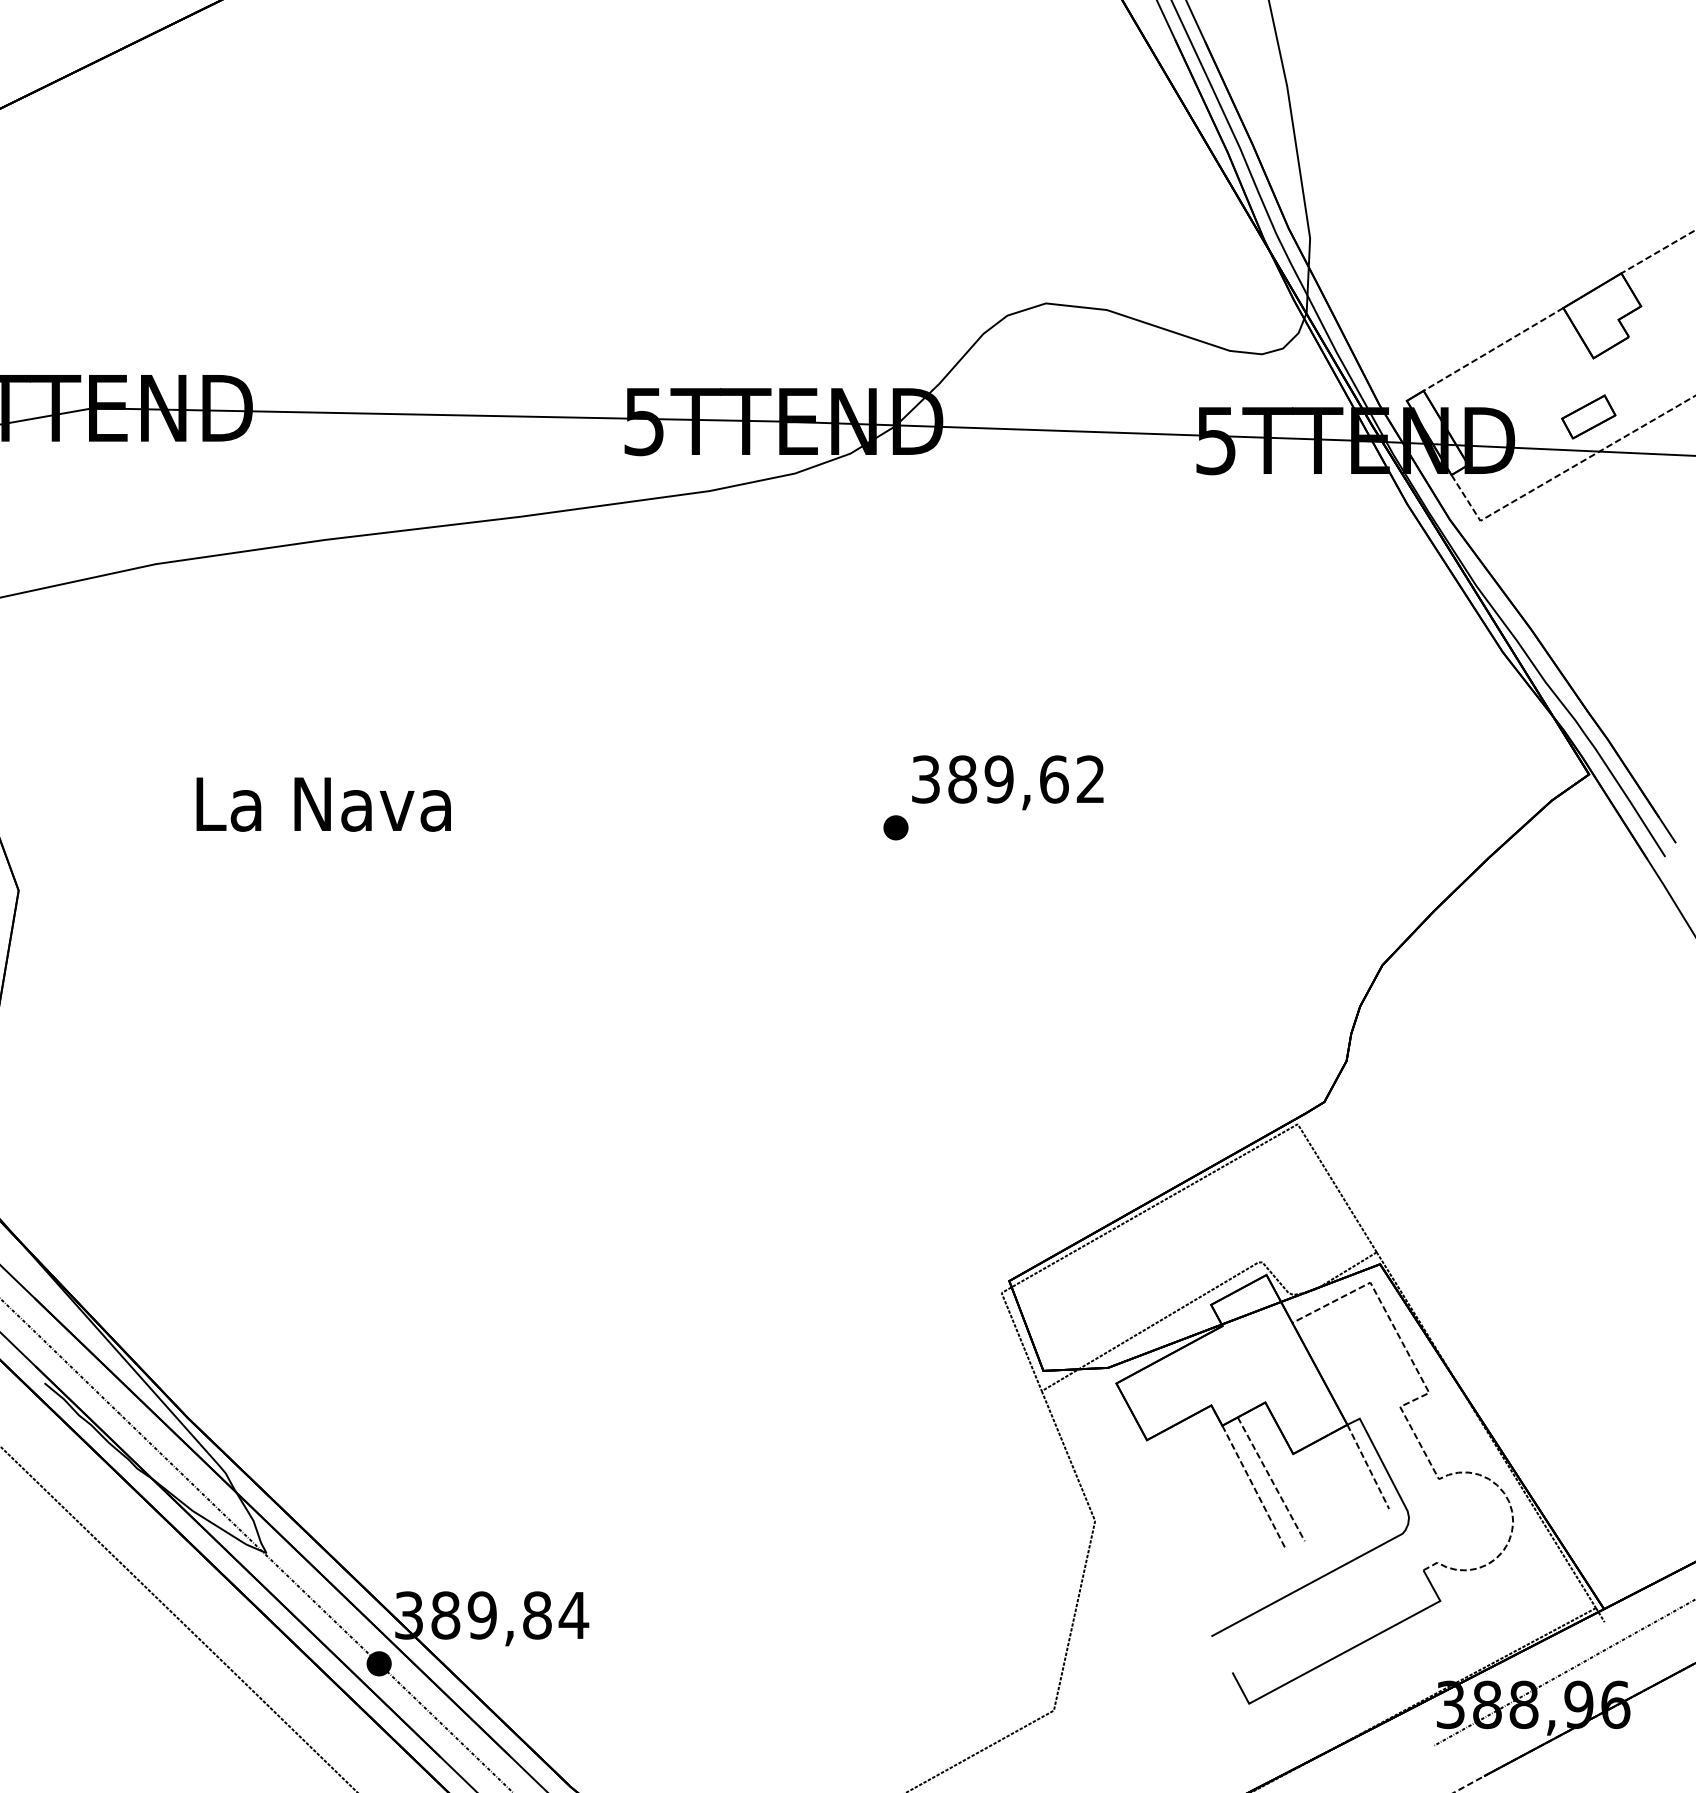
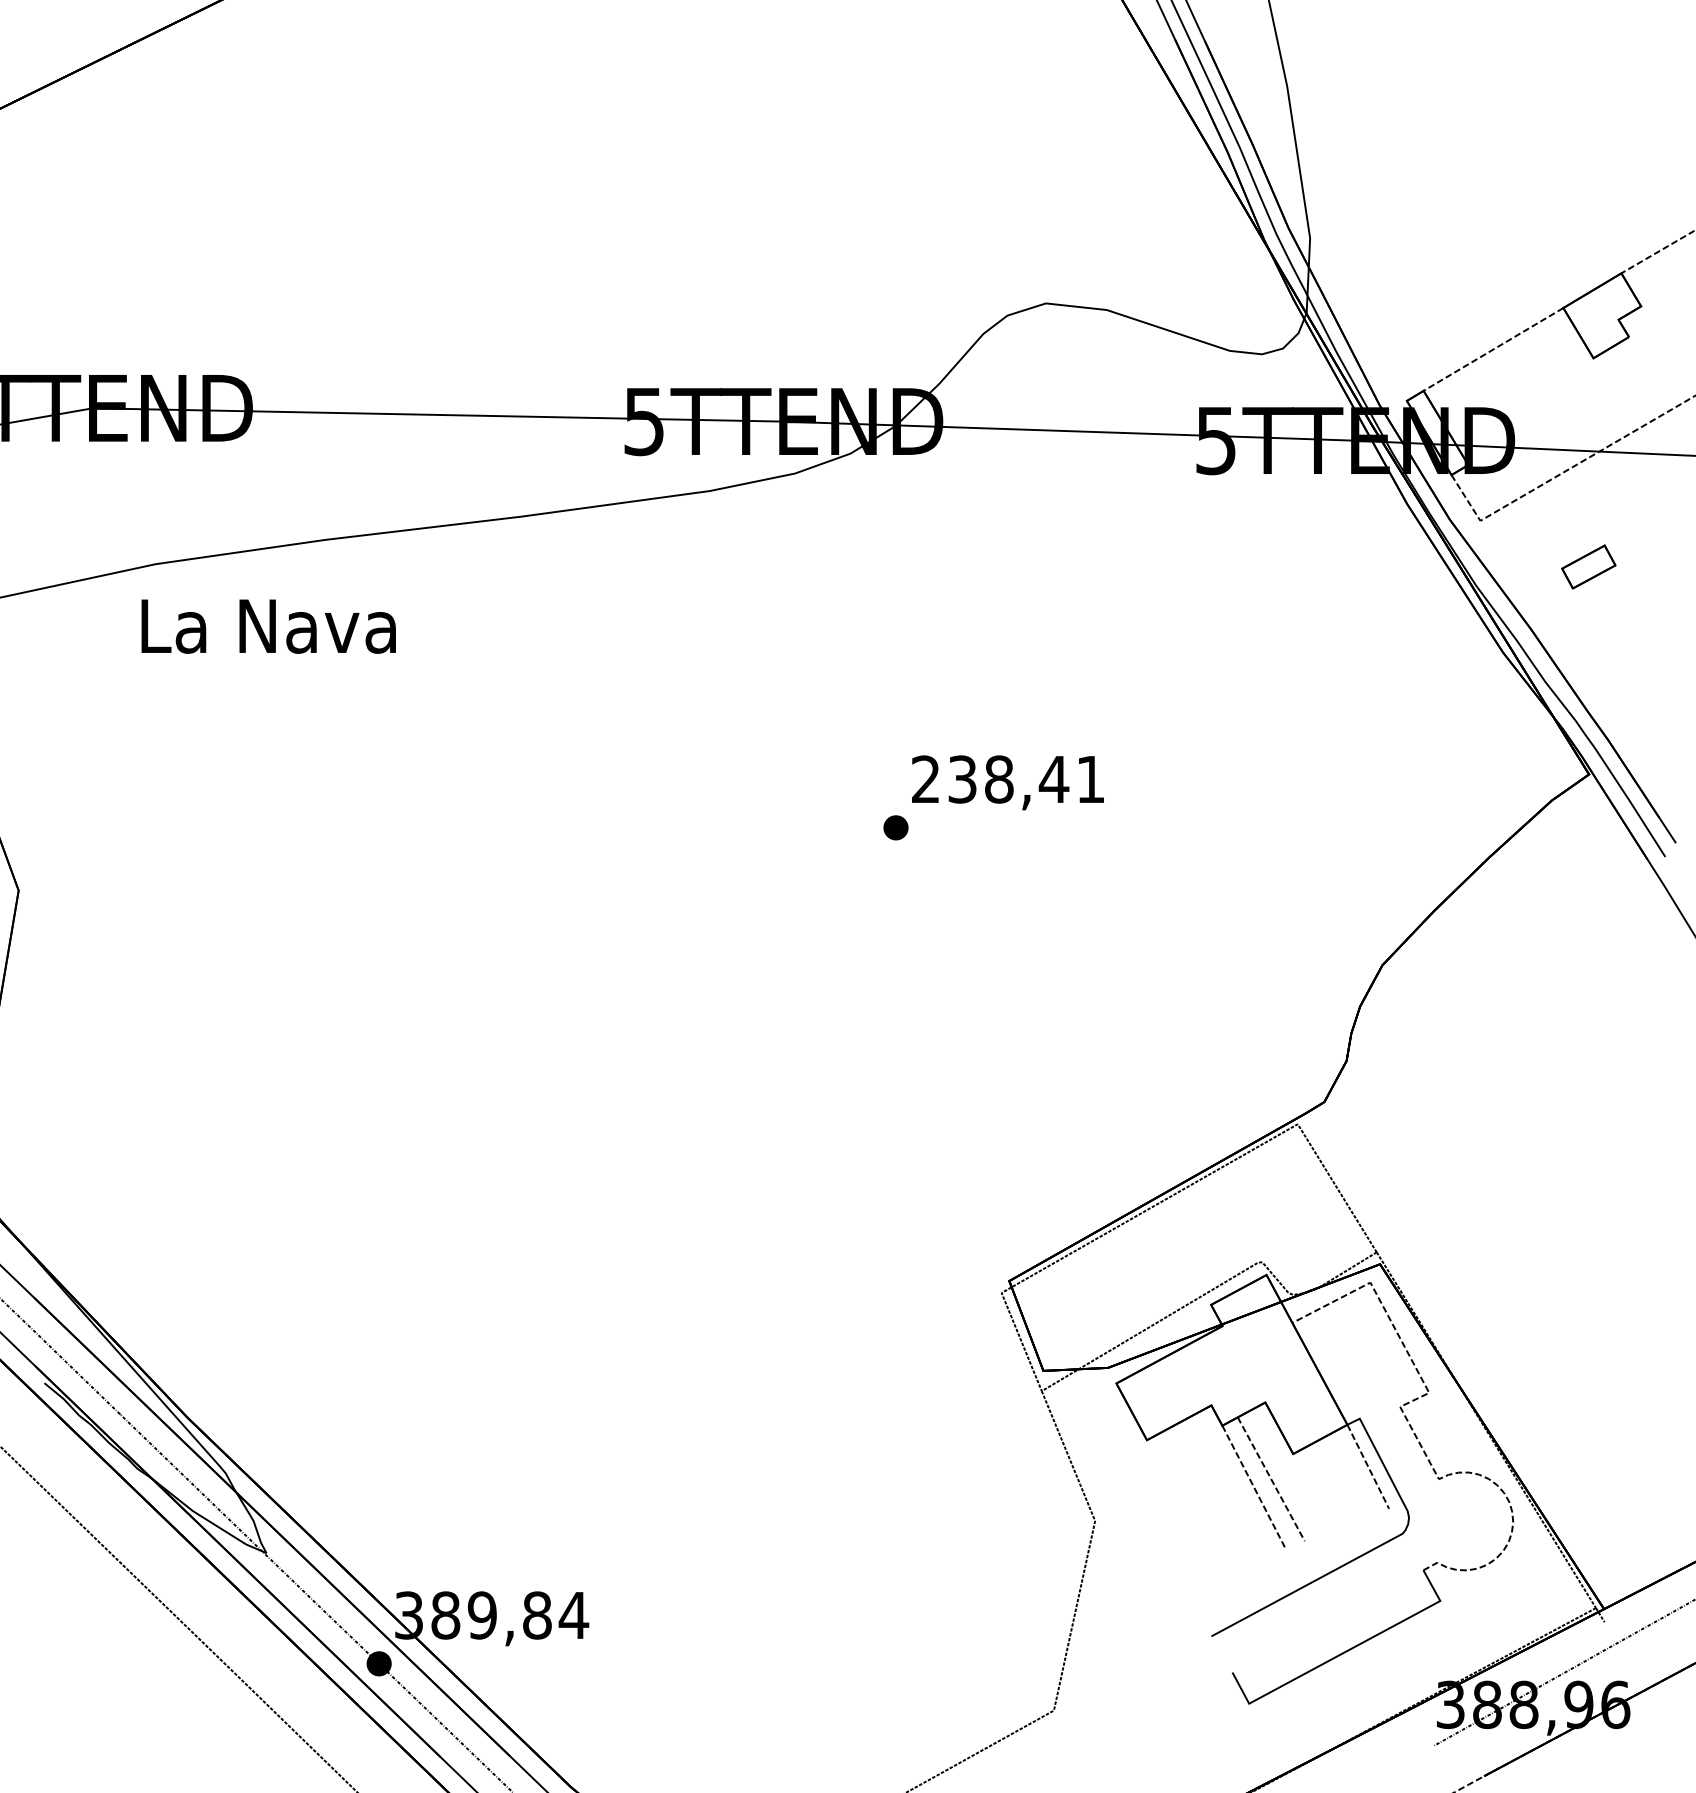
part position: (1588, 416) -> (1588, 566) (1588, 566)
text: 389,62 -> 238,41 (1007, 779)
text position: (323, 804) -> (268, 626) (268, 626)
